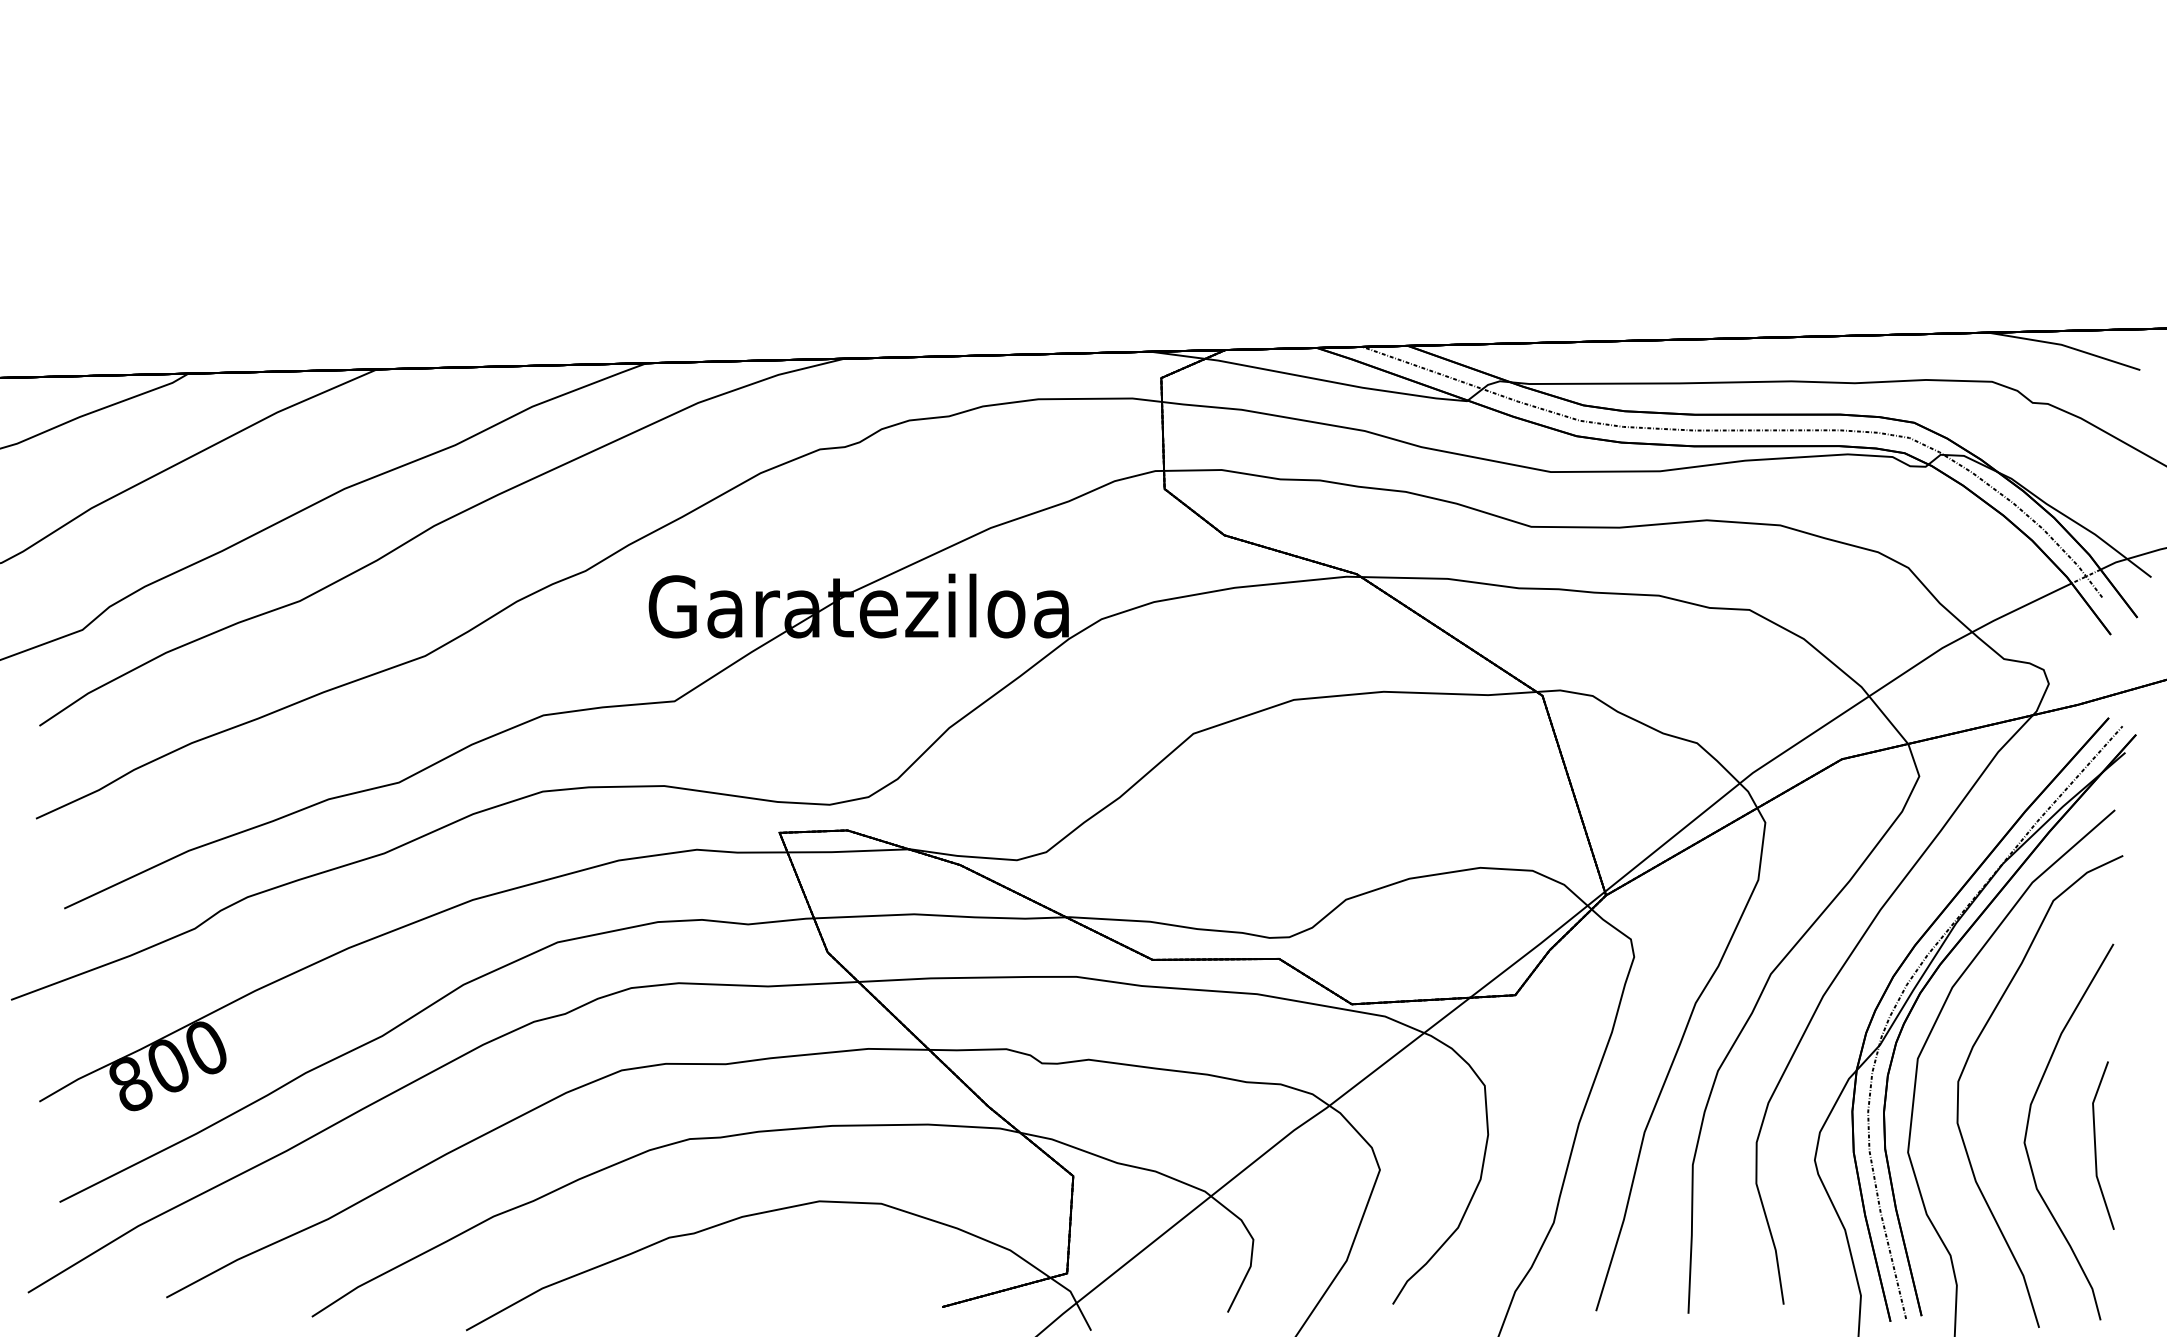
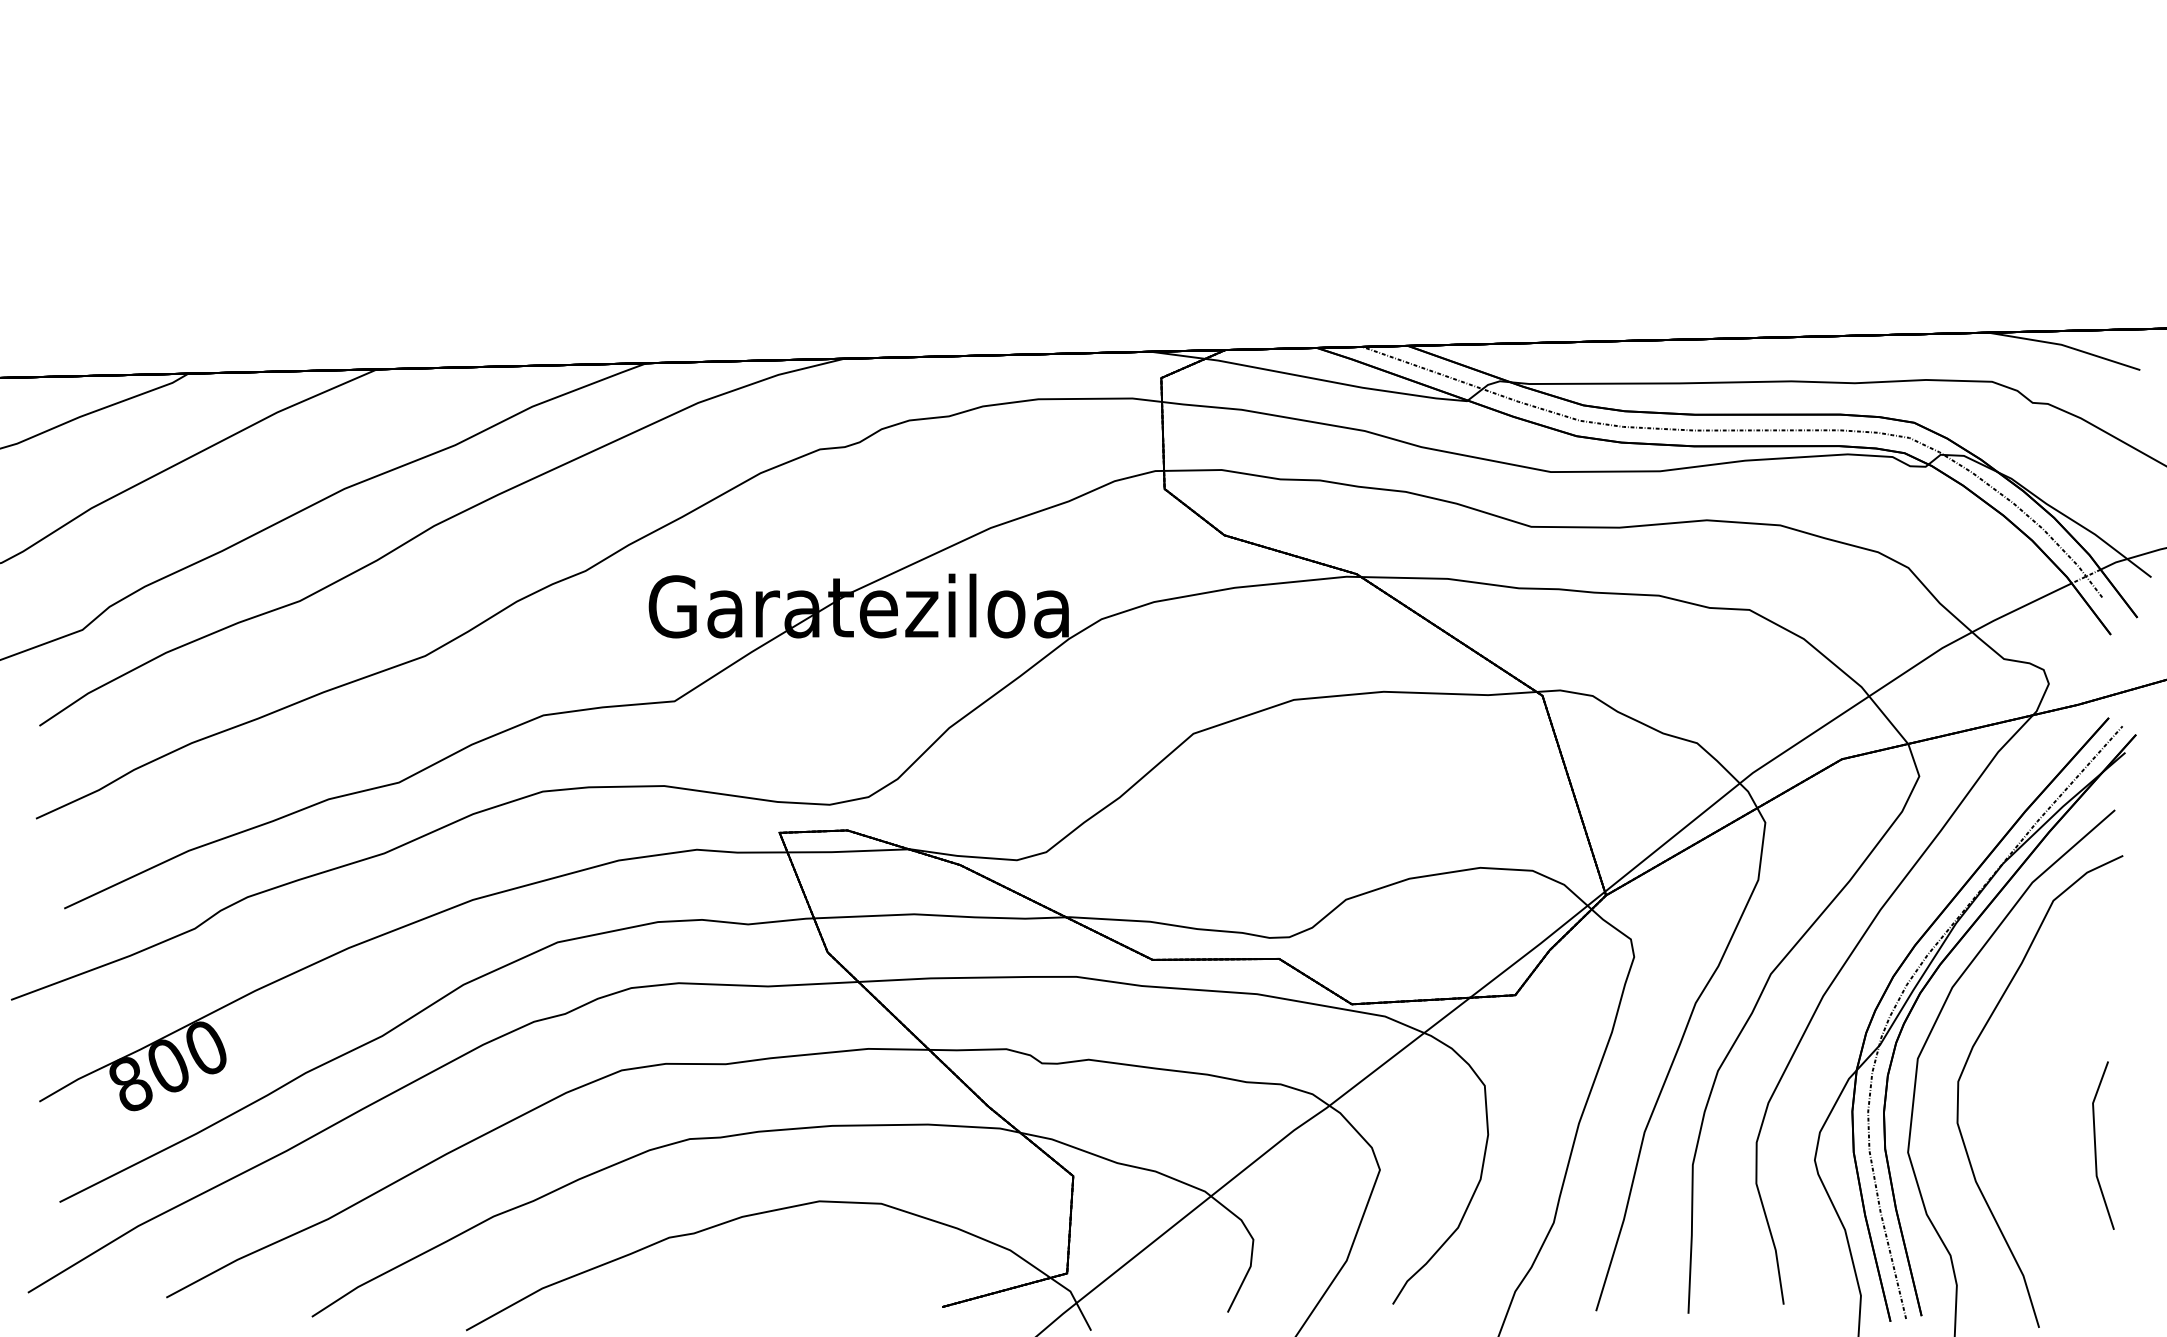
curve: present -> none (2028, 1126)
